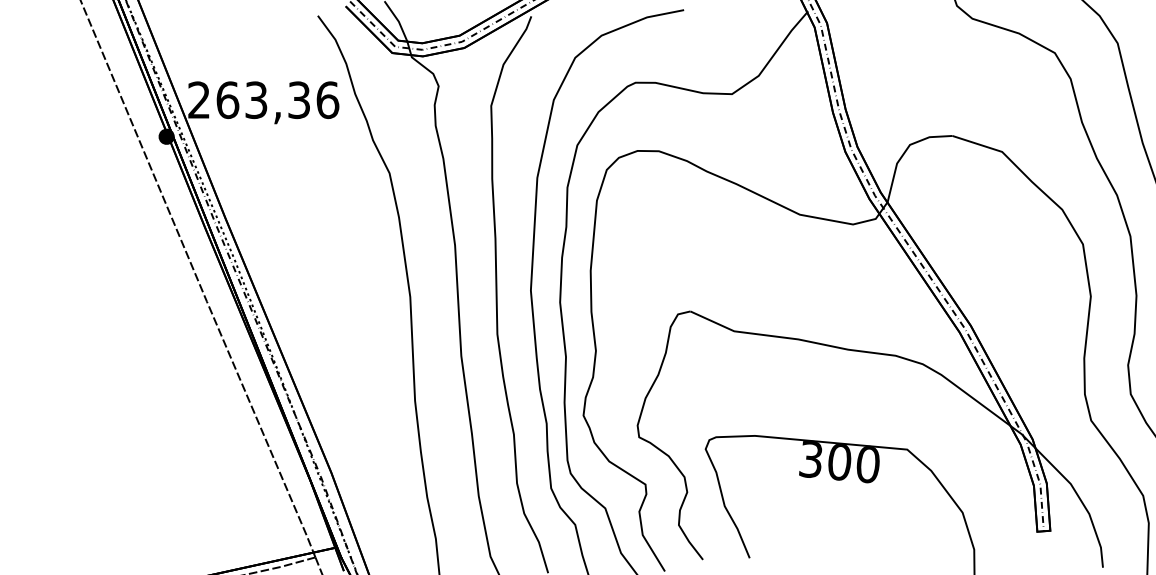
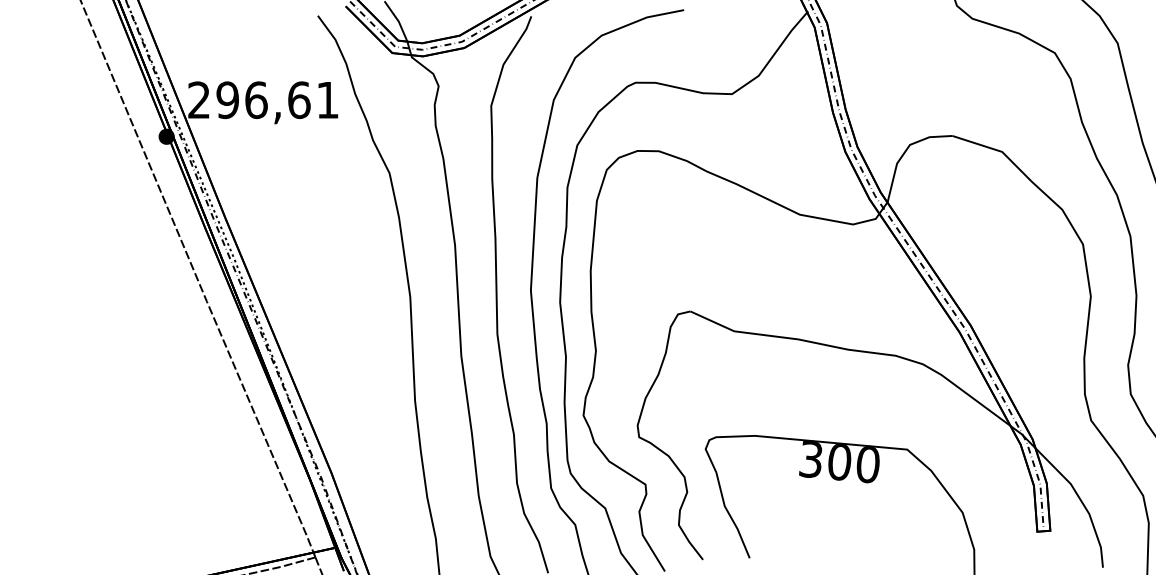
text: 263,36 -> 296,61 (277, 100)
